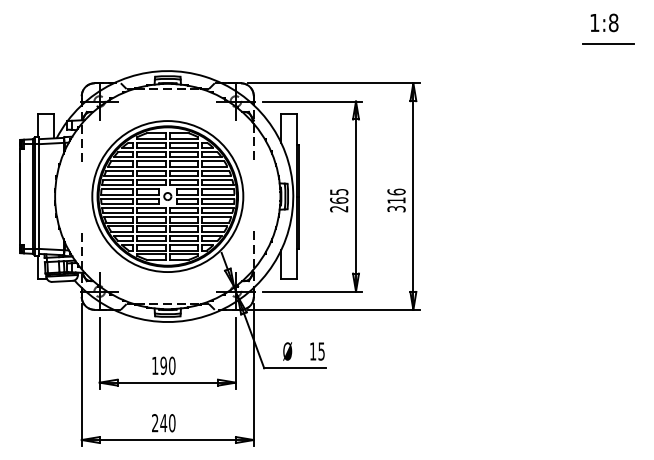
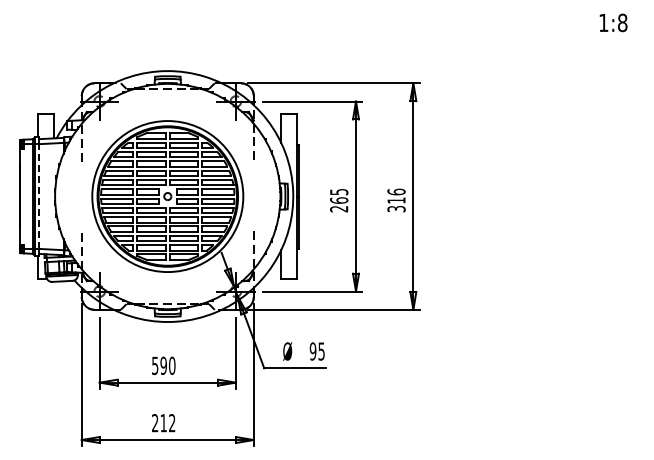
text position: (604, 22) -> (613, 22) (613, 22)
line: present -> none (608, 43)
line: solid -> dashed (39, 196)
text: 15 -> 95 (312, 351)
text: 190 -> 590 (155, 365)
text: 240 -> 212 (167, 423)
